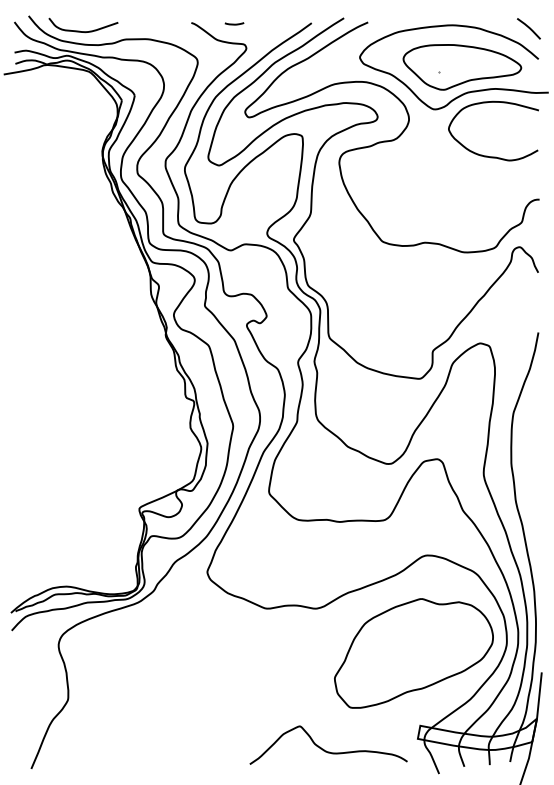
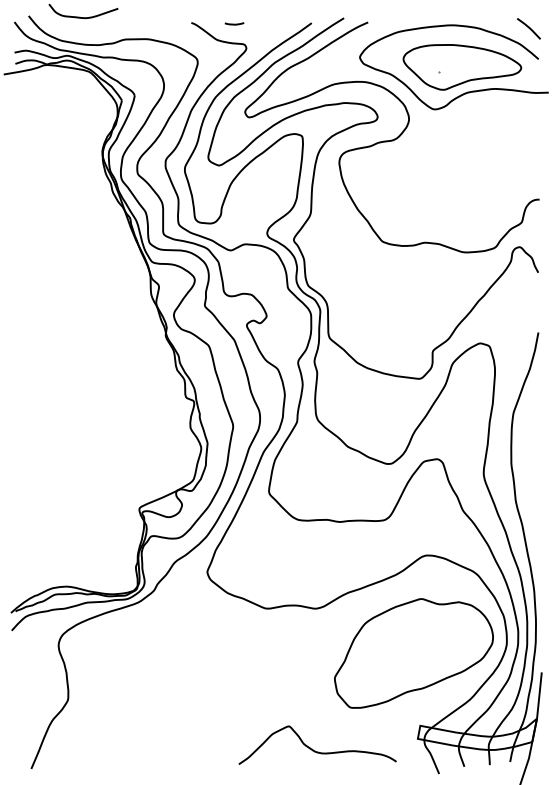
curve position: (83, 31) -> (83, 17) (83, 17)
curve: present -> none (487, 155)
curve position: (326, 750) -> (315, 750) (315, 750)
